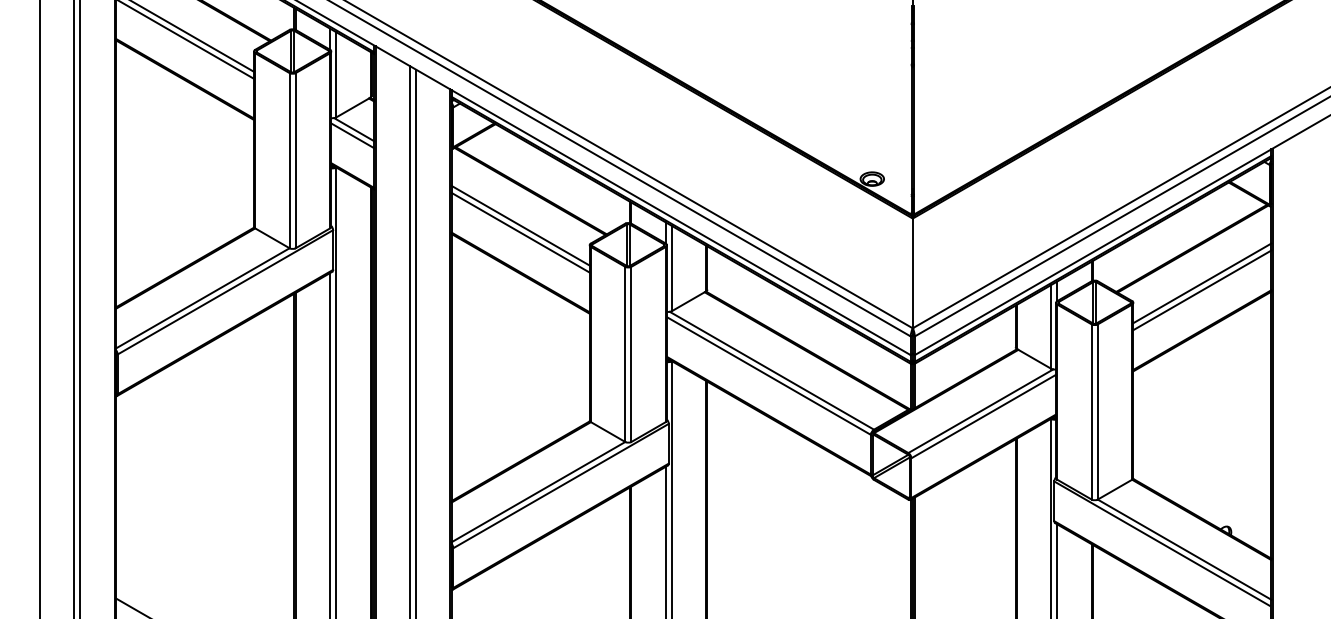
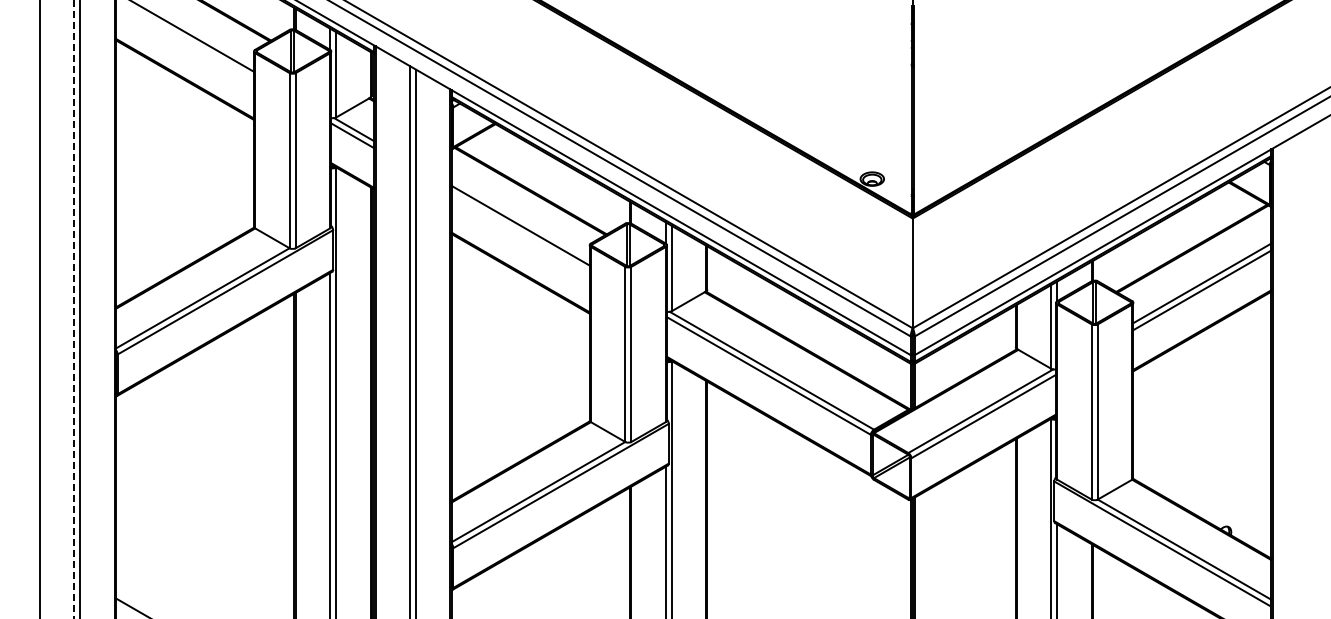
line: present -> none (187, 40)
line: present -> none (520, 232)
line: solid -> dashed (74, 309)
